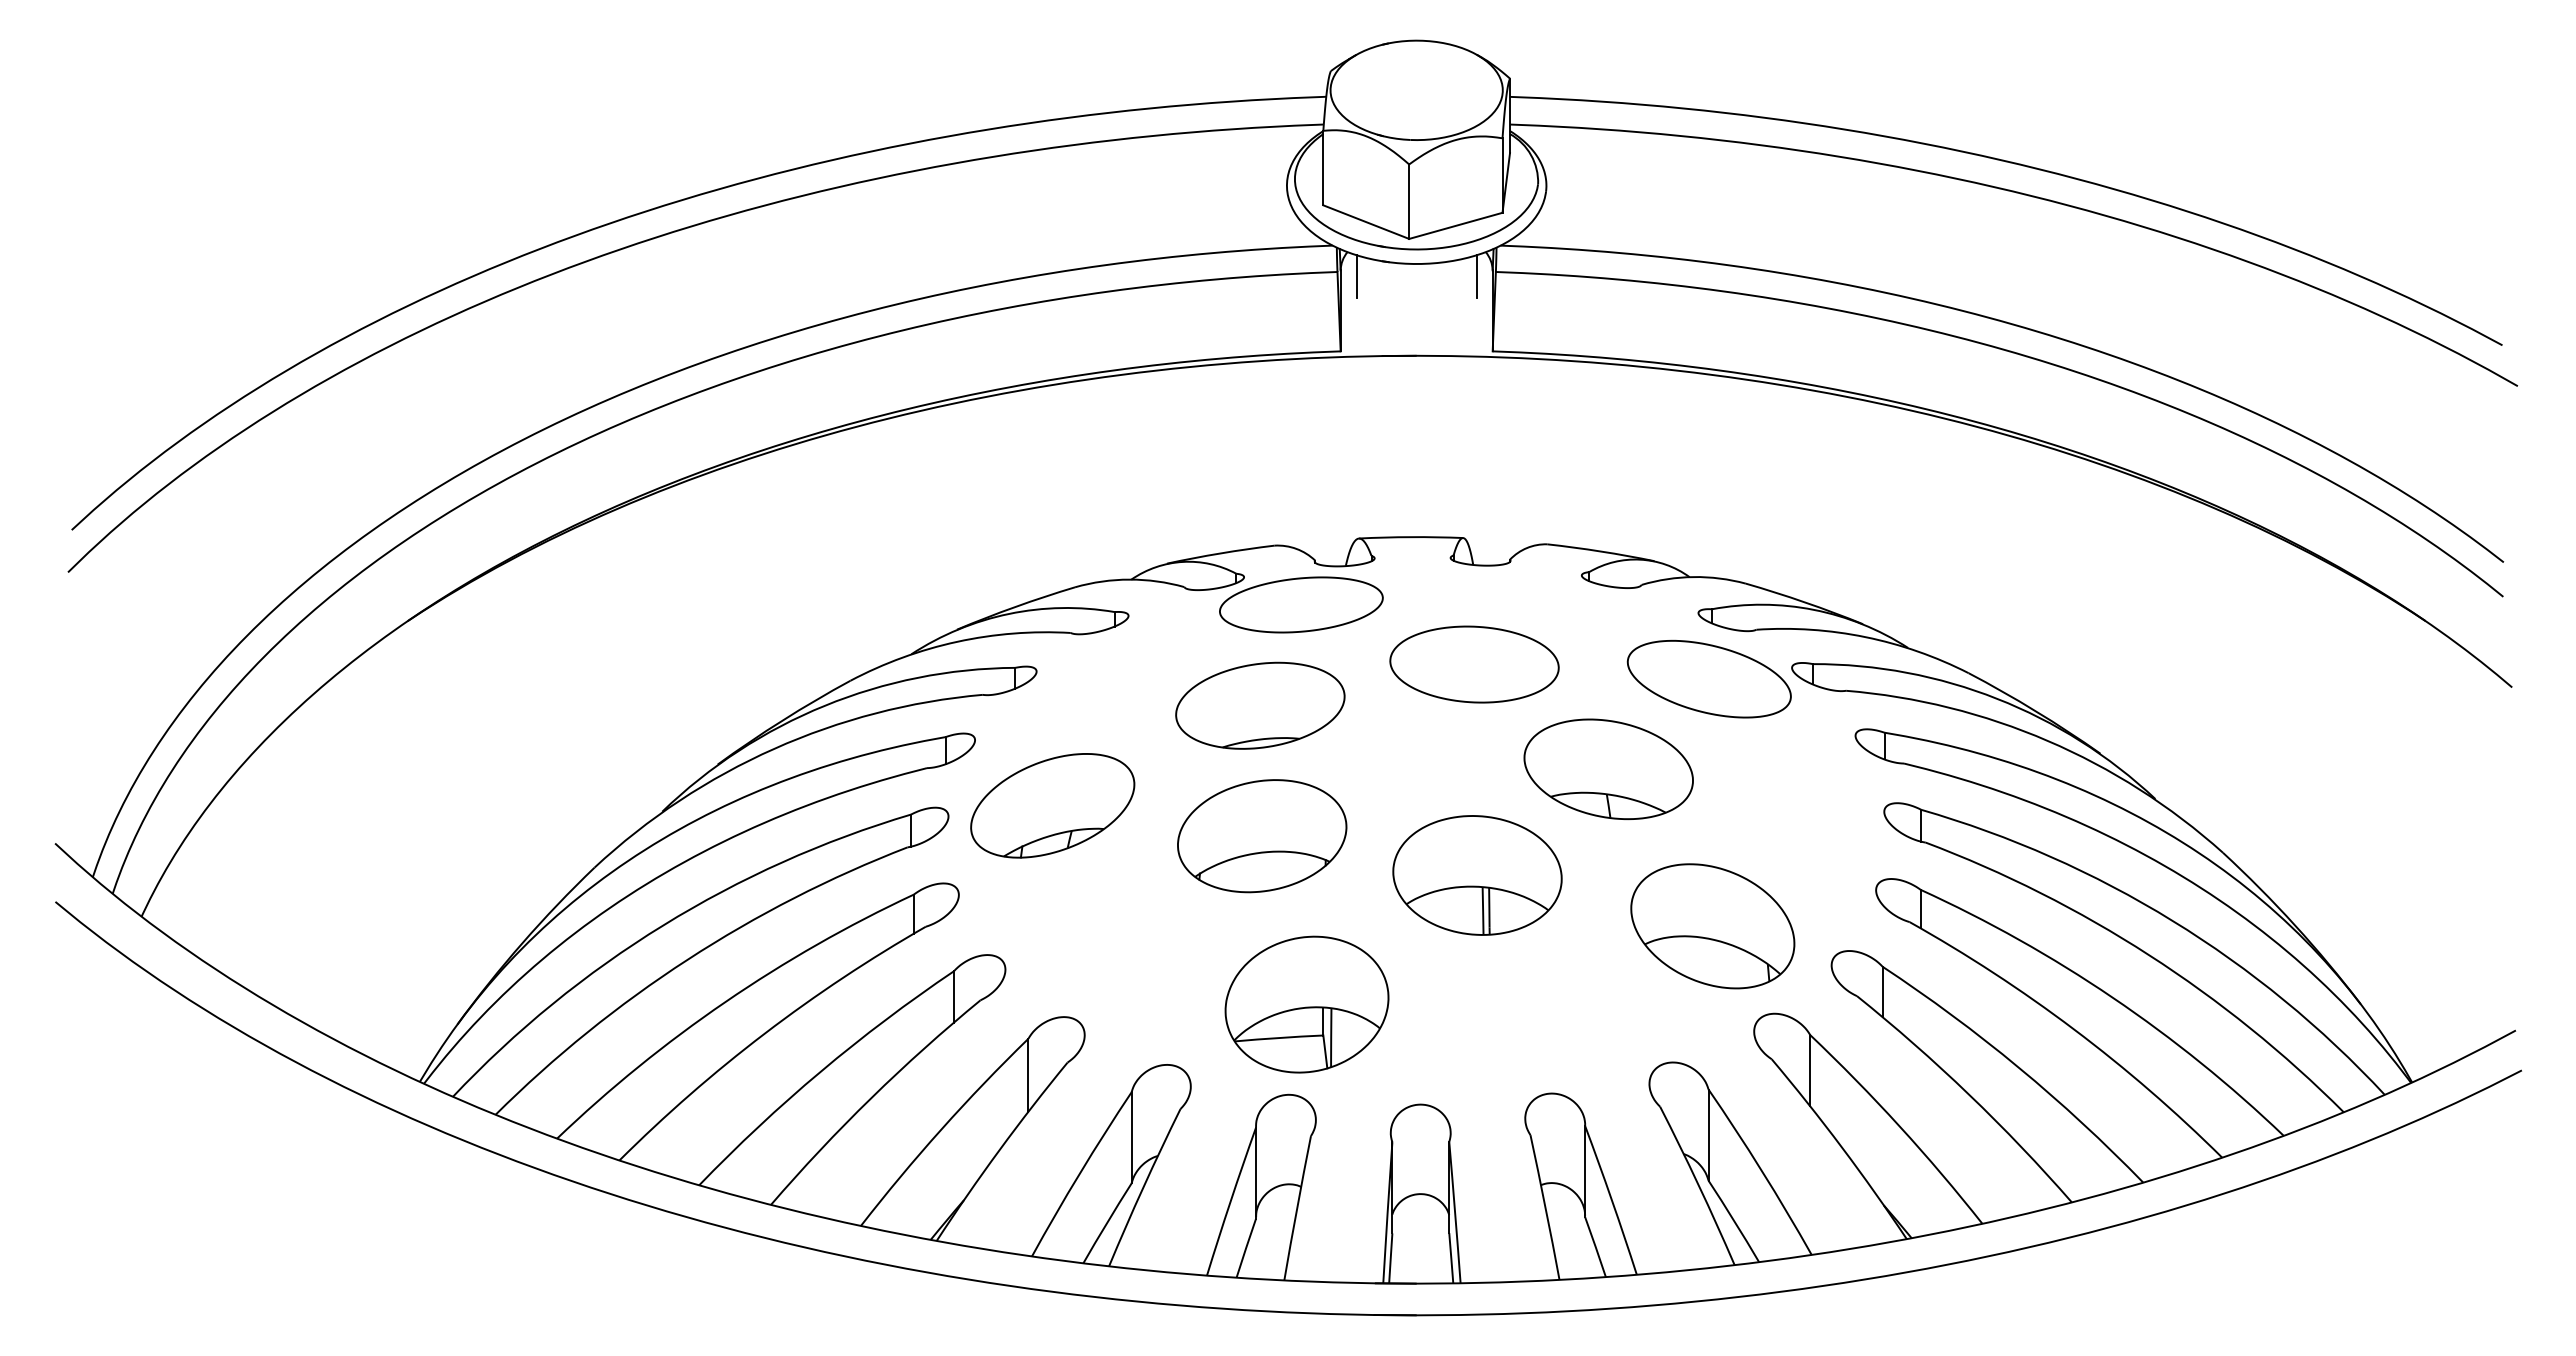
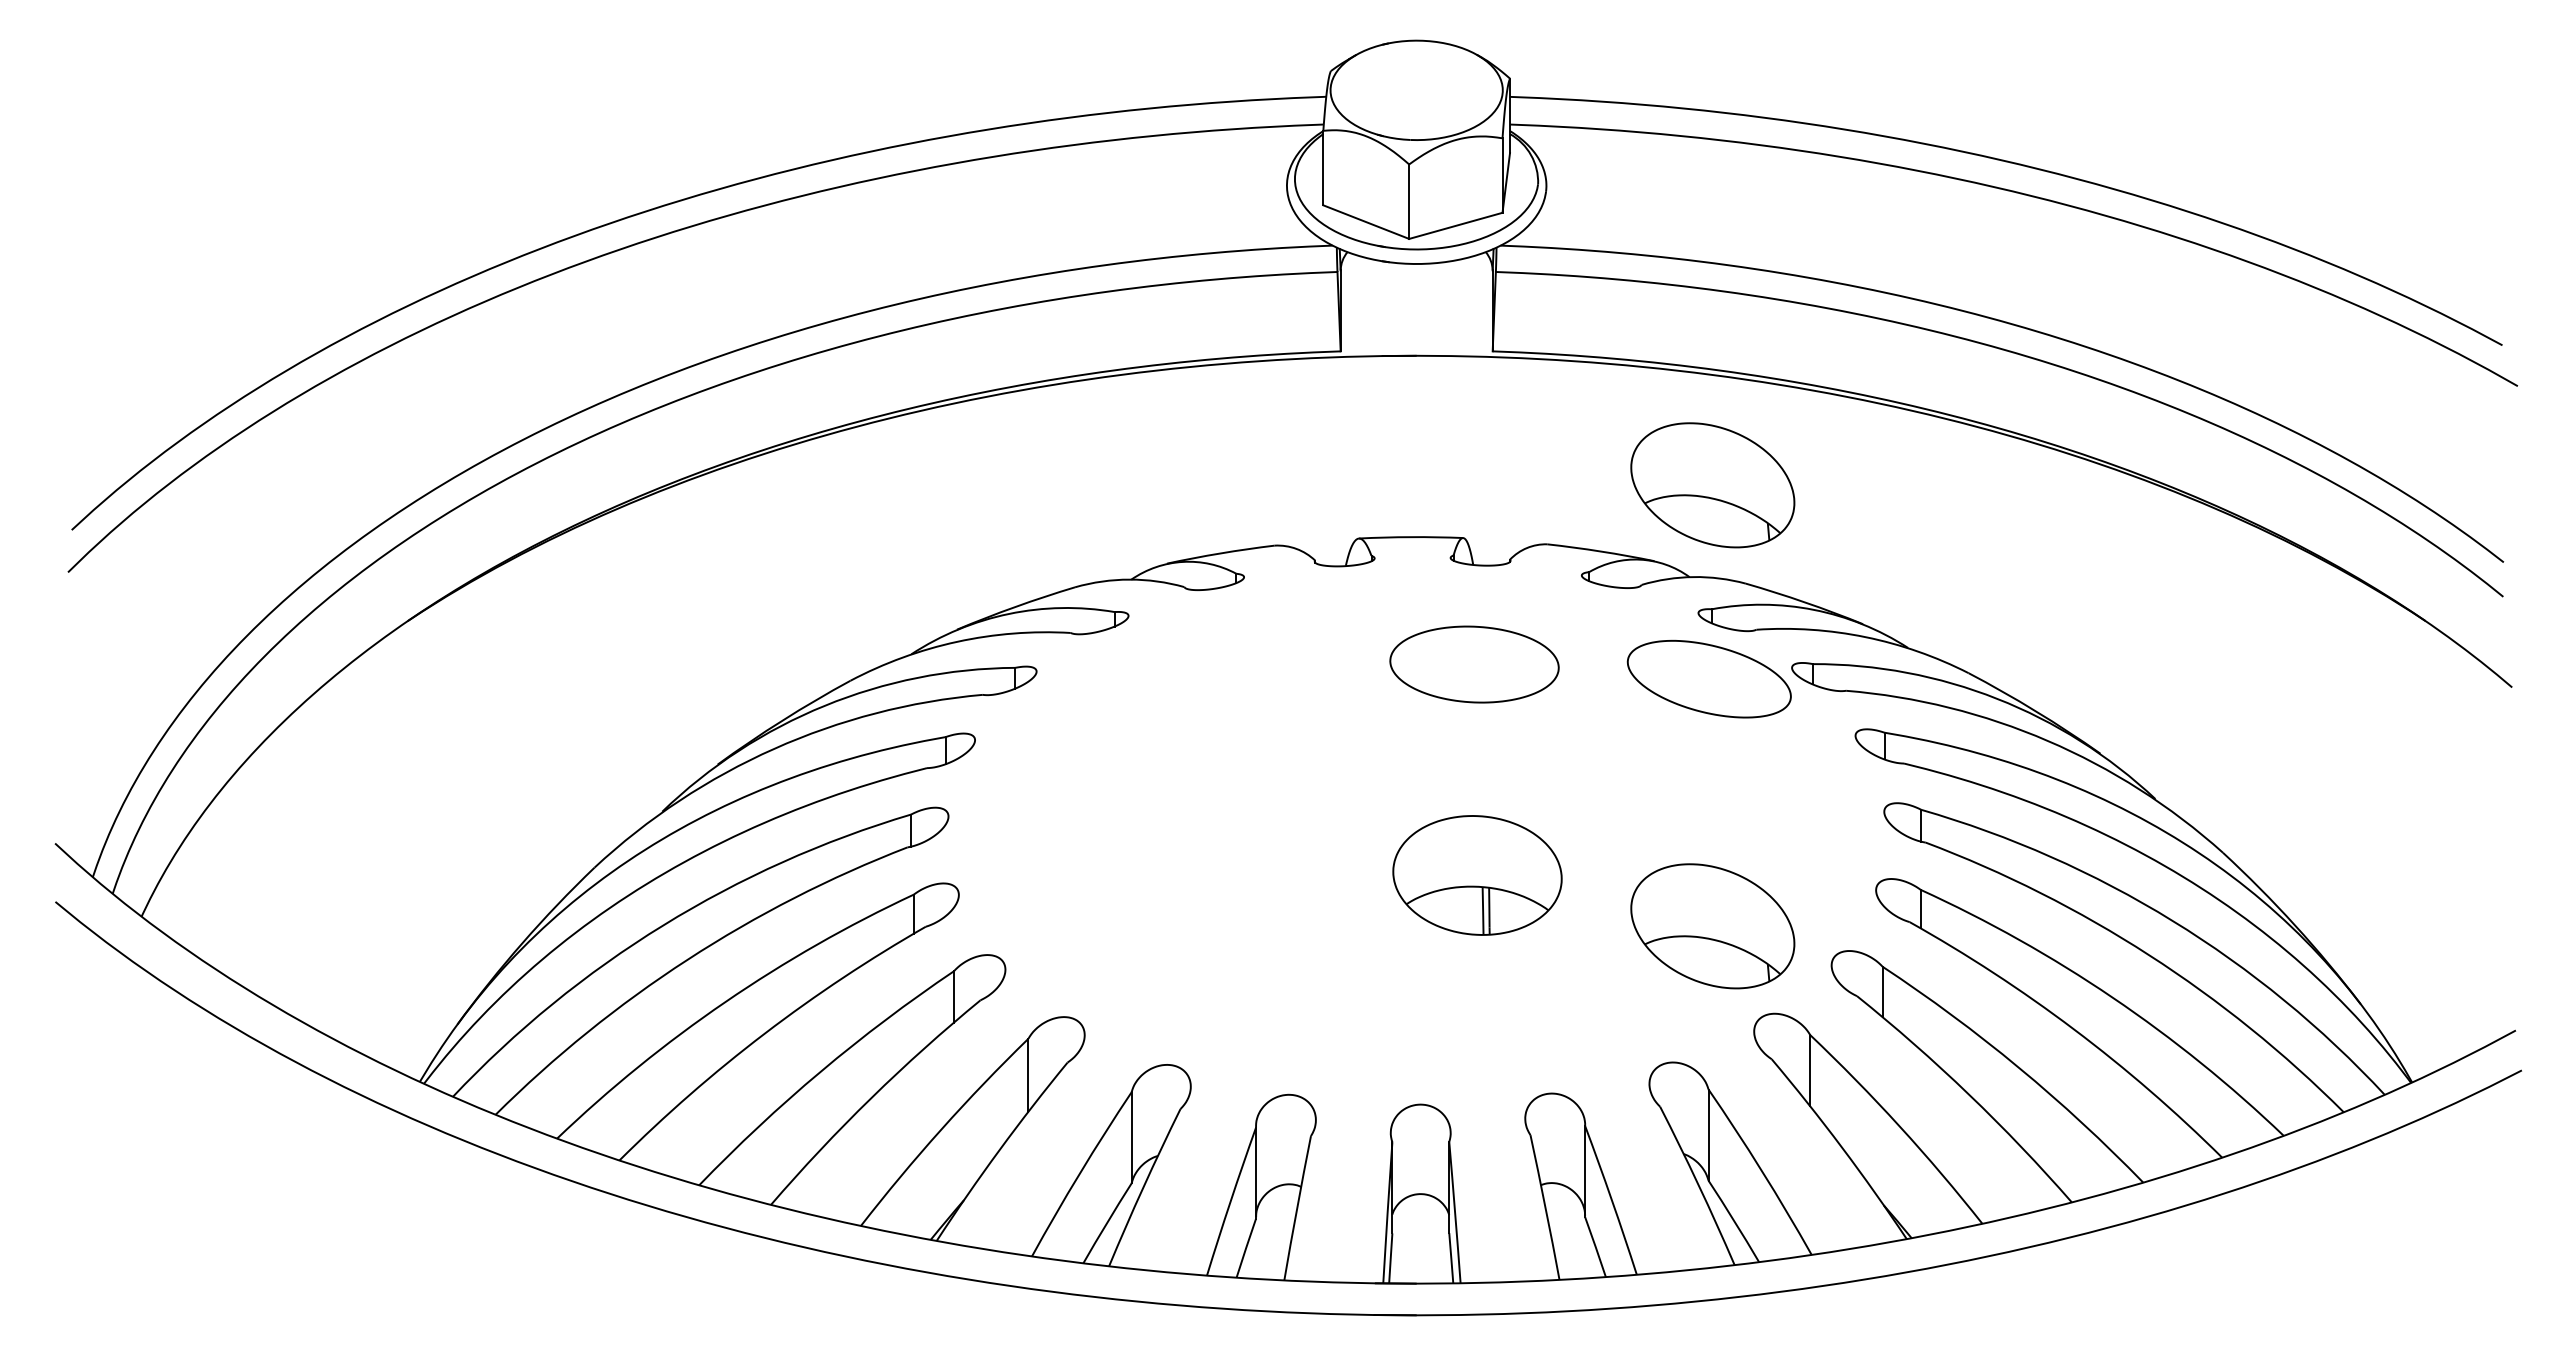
line: present -> none (1356, 276)
line: present -> none (1476, 276)
part: none -> present (1712, 485)
part: present -> none (1301, 604)
part: present -> none (1260, 705)
part: present -> none (1608, 769)
part: present -> none (1052, 805)
part: present -> none (1262, 836)
part: present -> none (1306, 1004)
